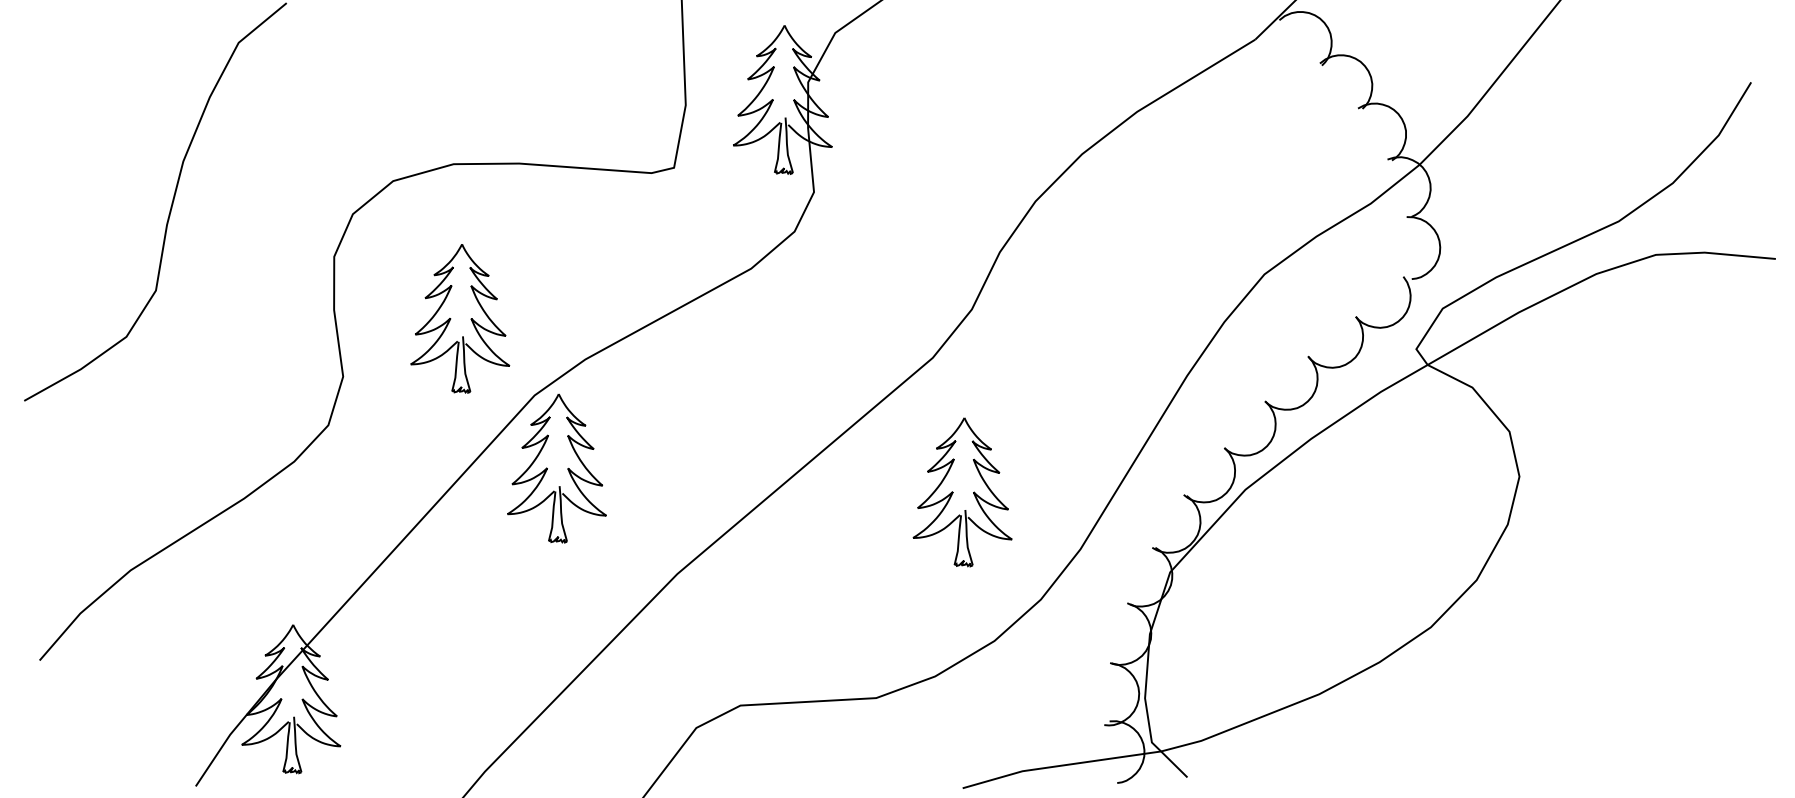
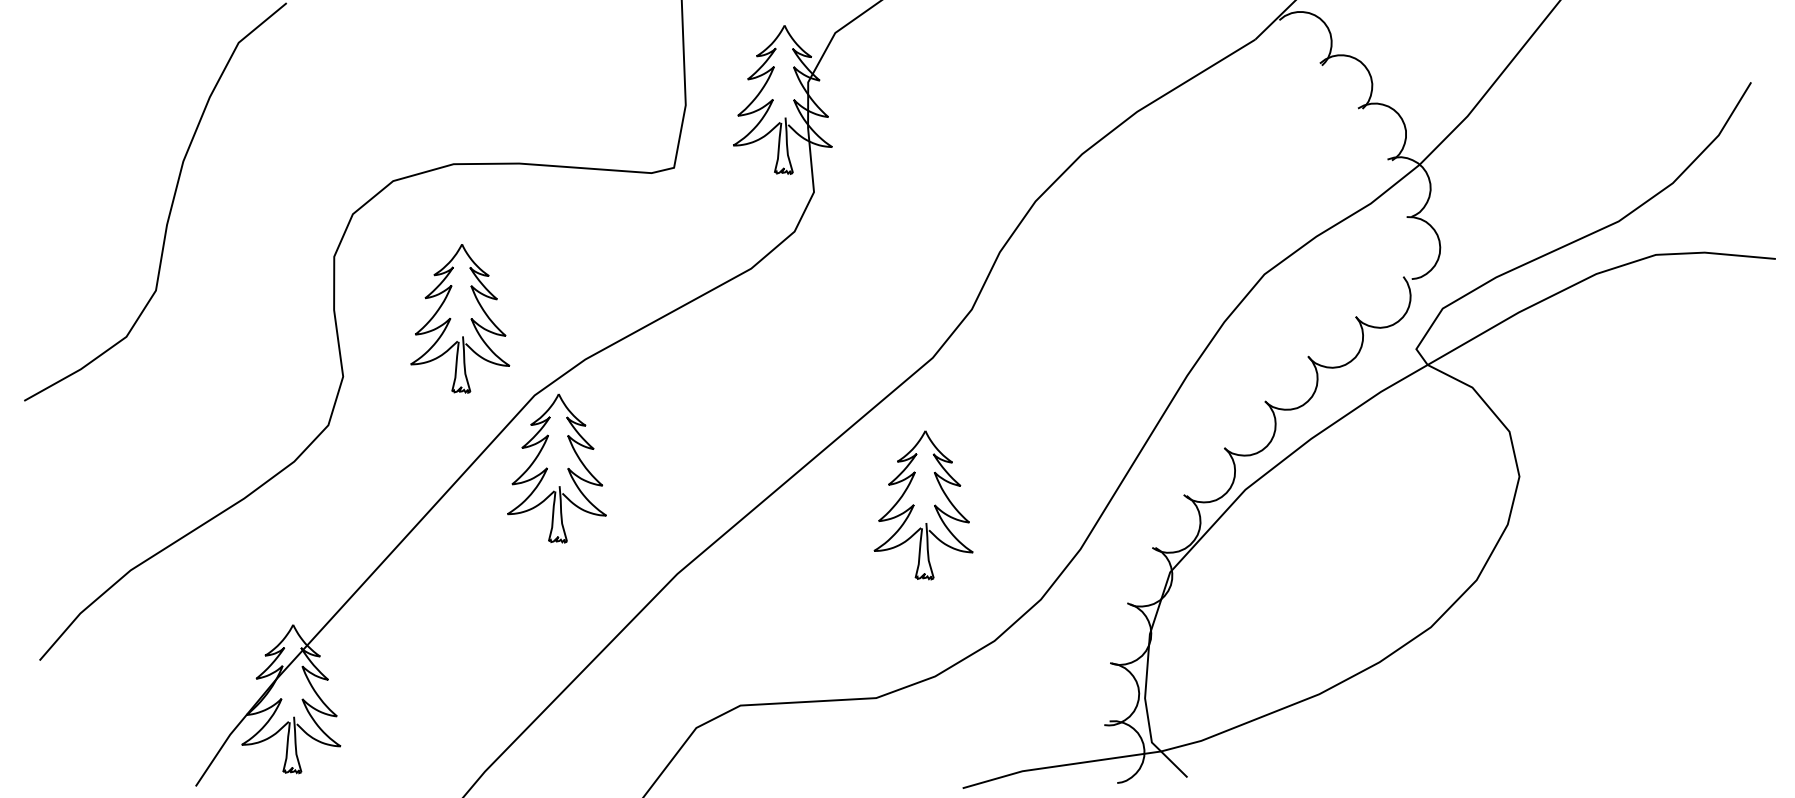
part position: (962, 492) -> (923, 505) (923, 505)
